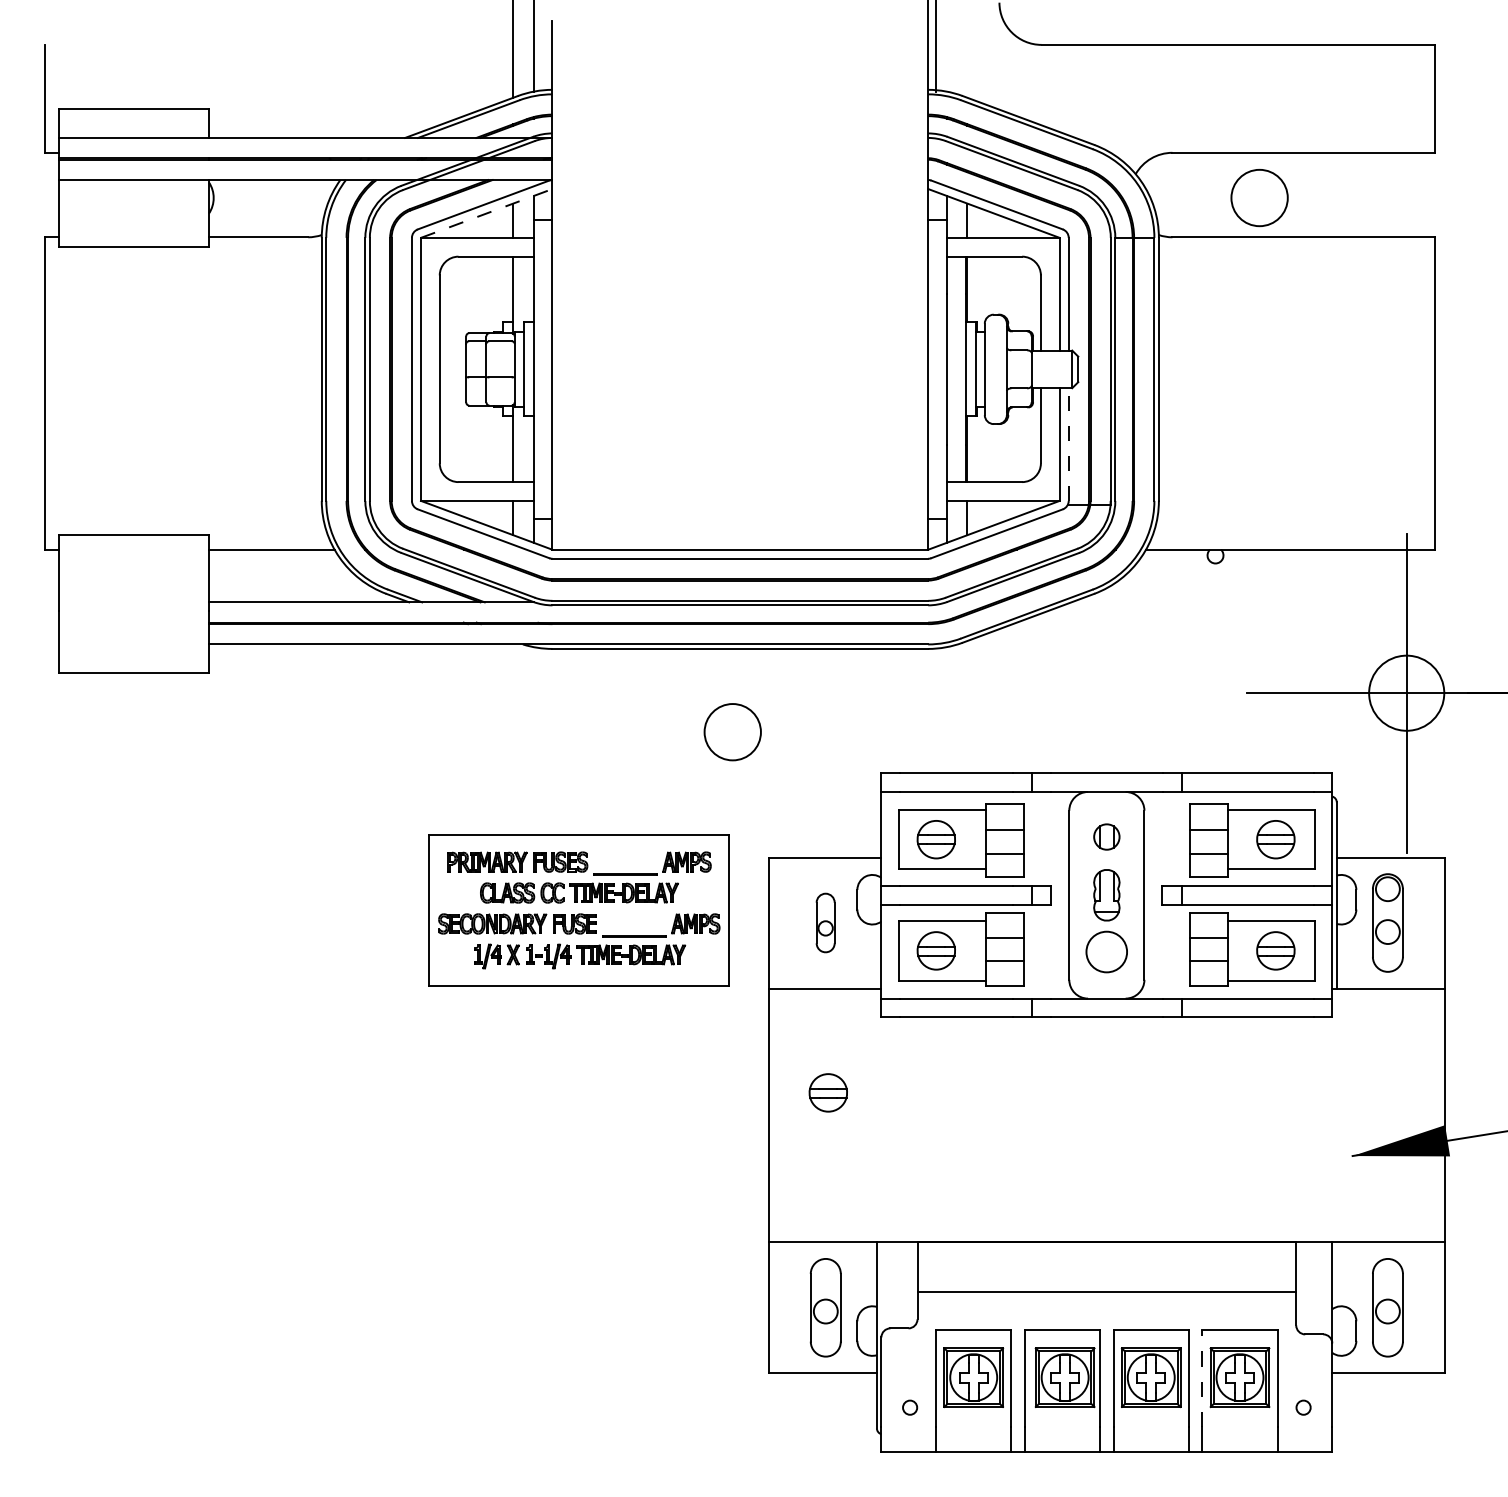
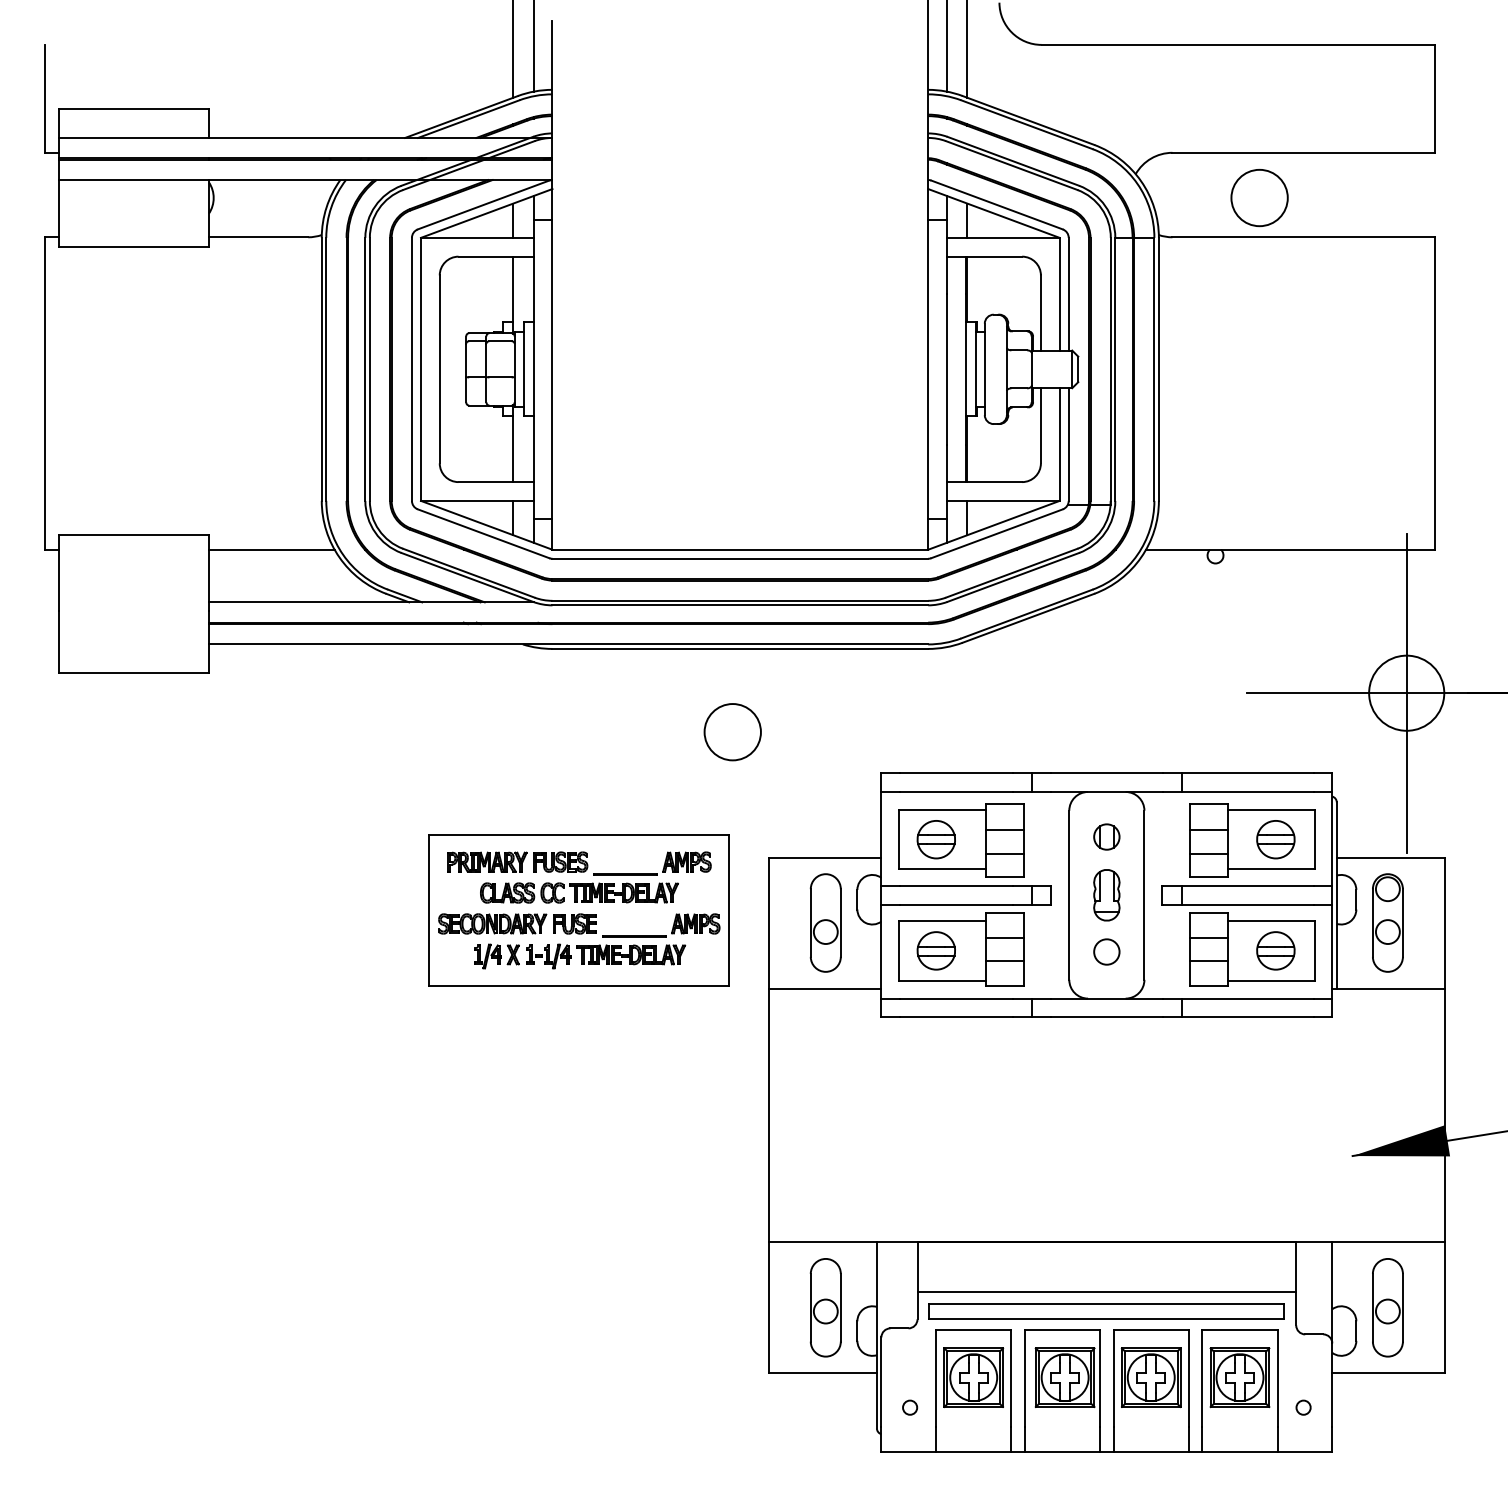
line position: (935, 46) -> (946, 46) (946, 46)
line: none -> present (967, 49)
line: dashed -> solid (487, 213)
line: dashed -> solid (1068, 444)
part size: 21x62 px -> 33x100 px (825, 922)
circle size: 43x44 px -> 28x28 px (1106, 951)
part: present -> none (827, 1092)
part: none -> present (1106, 1311)
line: dashed -> solid (1202, 1377)
